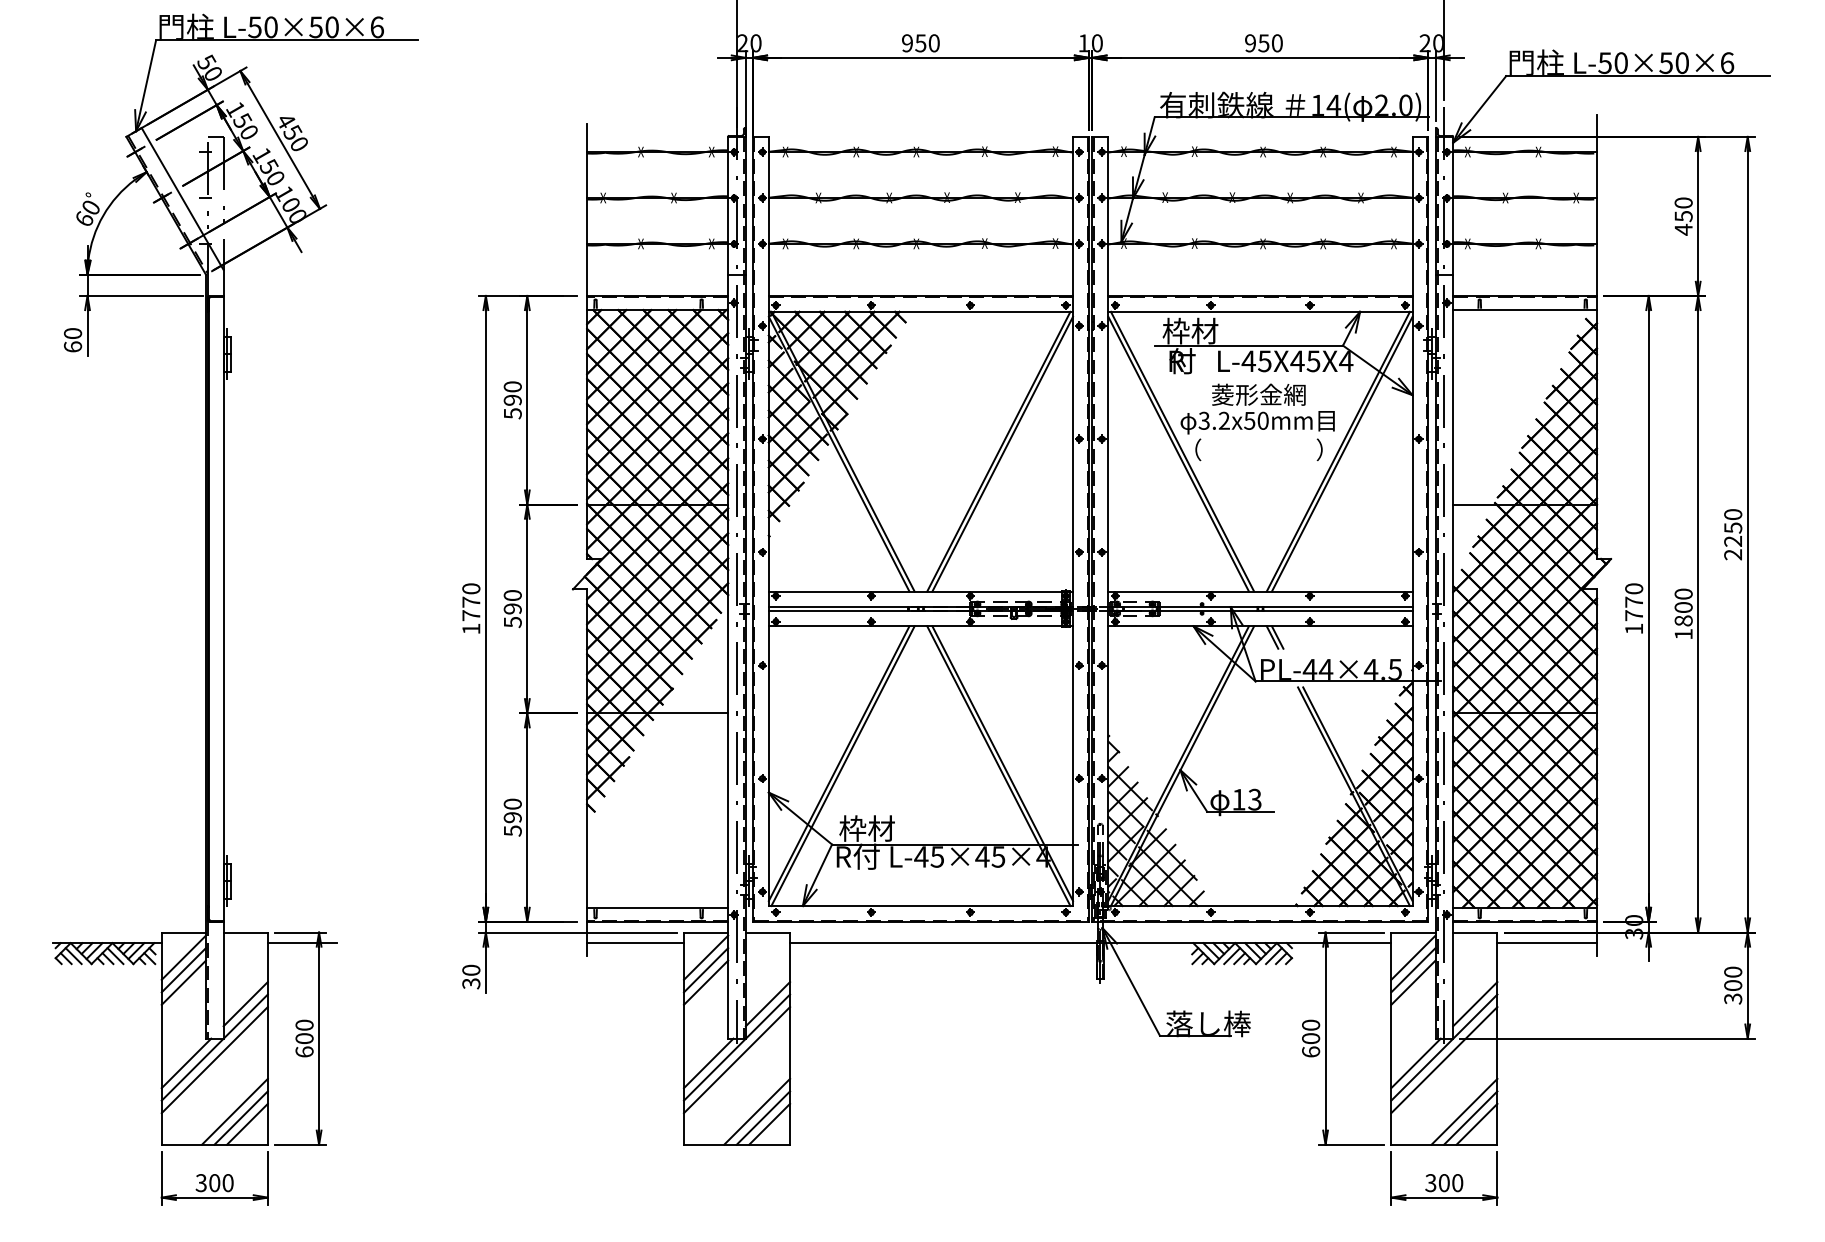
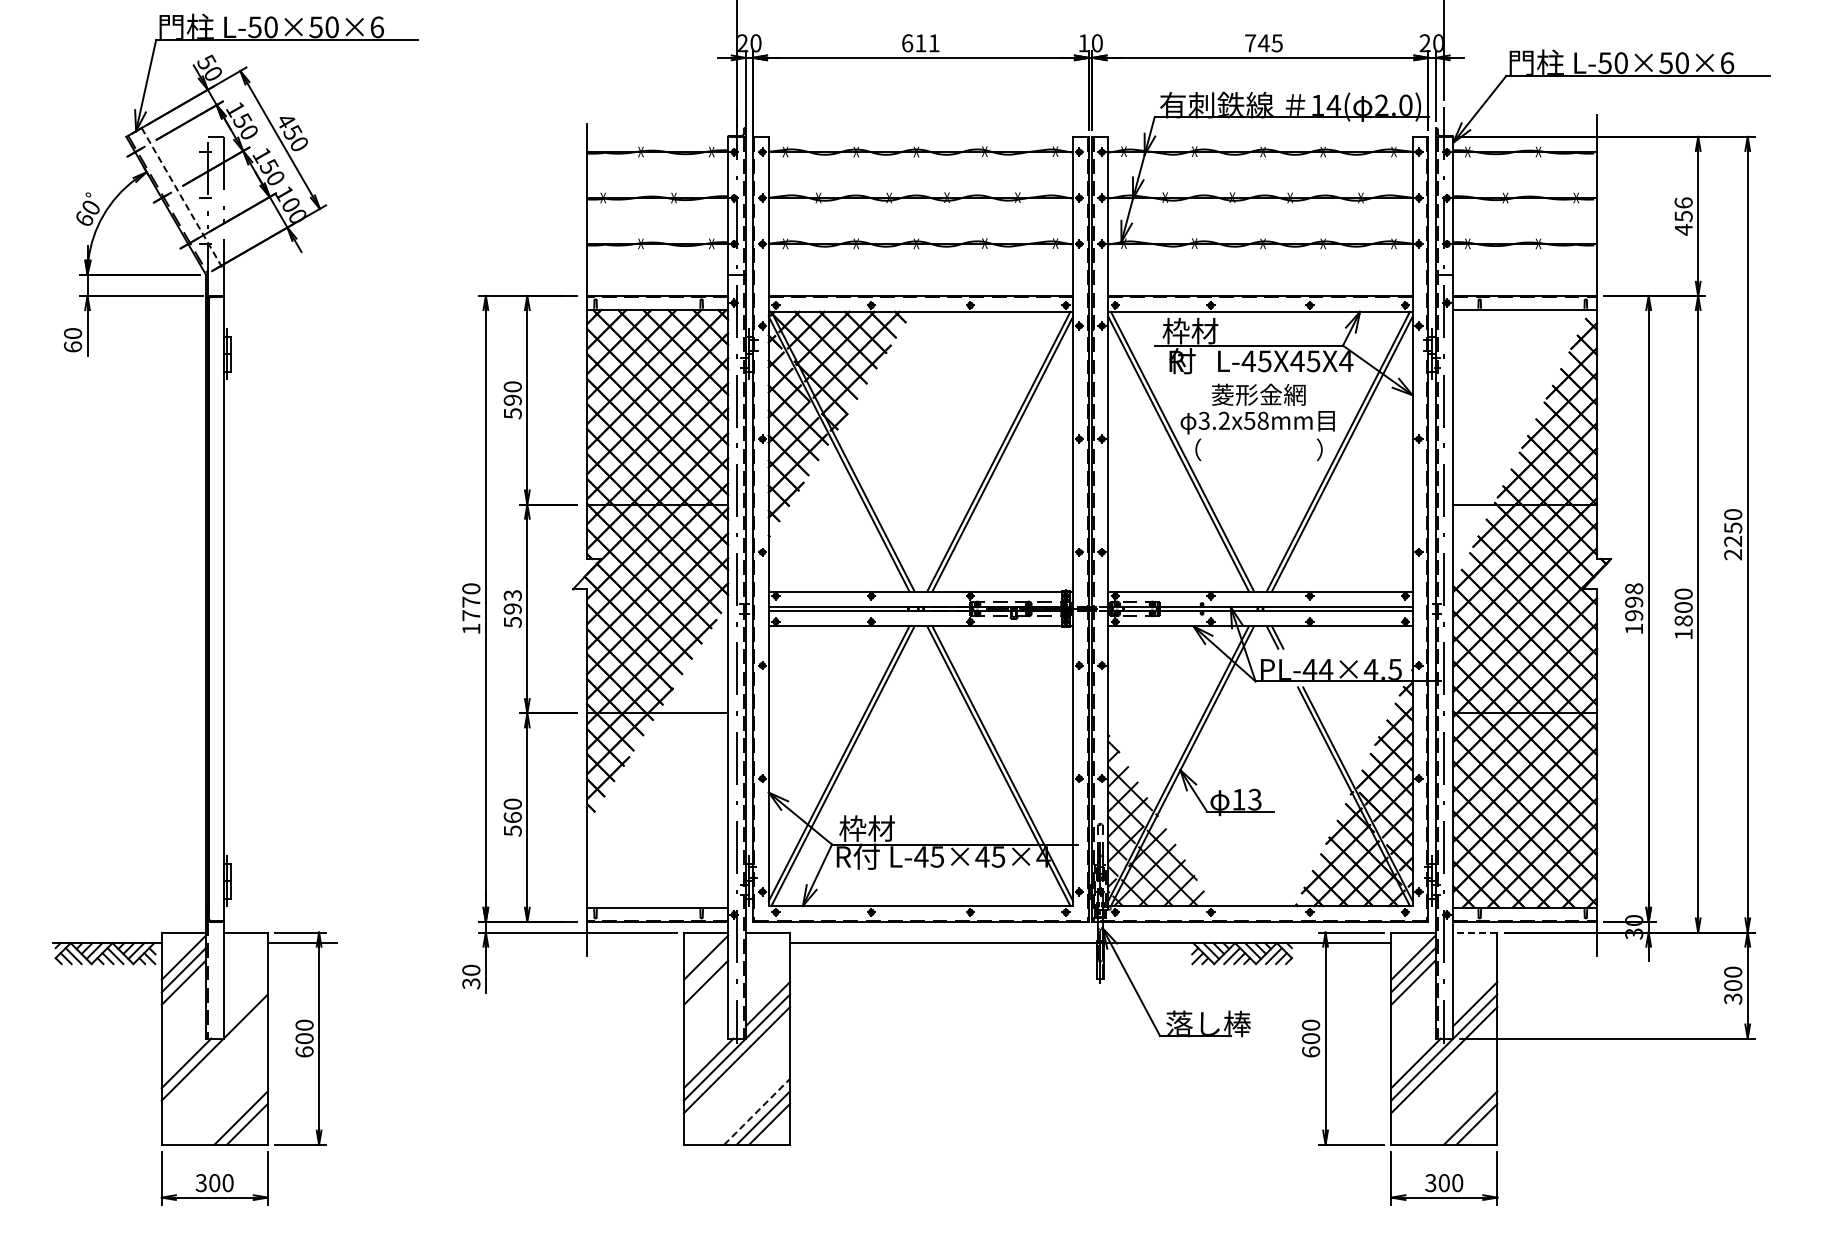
text: 950 -> 611 (920, 43)
text: 950 -> 745 (1263, 43)
line: solid -> dashed (182, 199)
text: 450 -> 456 (1683, 202)
text: 3.2x50mm -> 3.2x58mm (1262, 420)
text: 590 -> 593 (512, 595)
text: 1770 -> 1998 (1634, 602)
text: 590 -> 560 (512, 817)
line: solid -> dashed (1474, 932)
line: present -> none (635, 943)
line: present -> none (1546, 943)
line: present -> none (705, 970)
line: present -> none (245, 1004)
line: present -> none (214, 1060)
line: present -> none (234, 1111)
line: solid -> dashed (757, 1111)
line: present -> none (1464, 1111)
